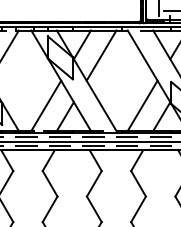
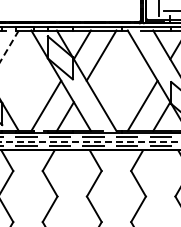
line: solid -> dashed (9, 46)
line: solid -> dashed (90, 141)
